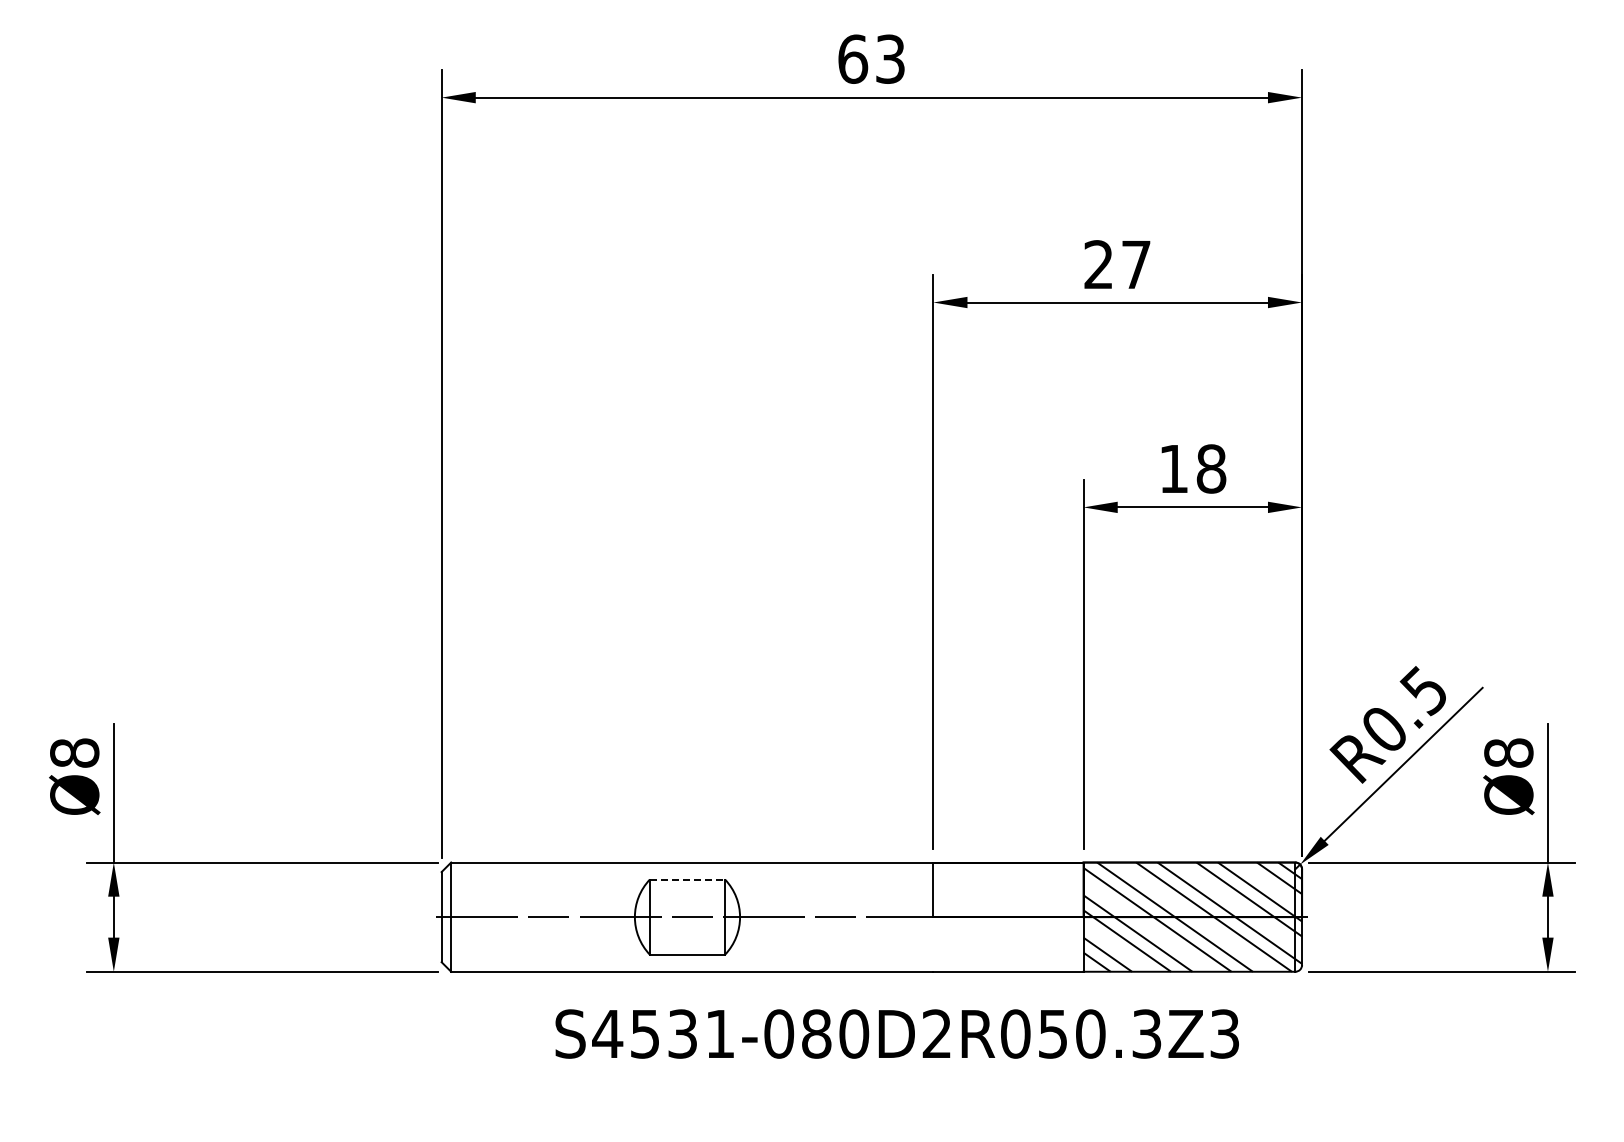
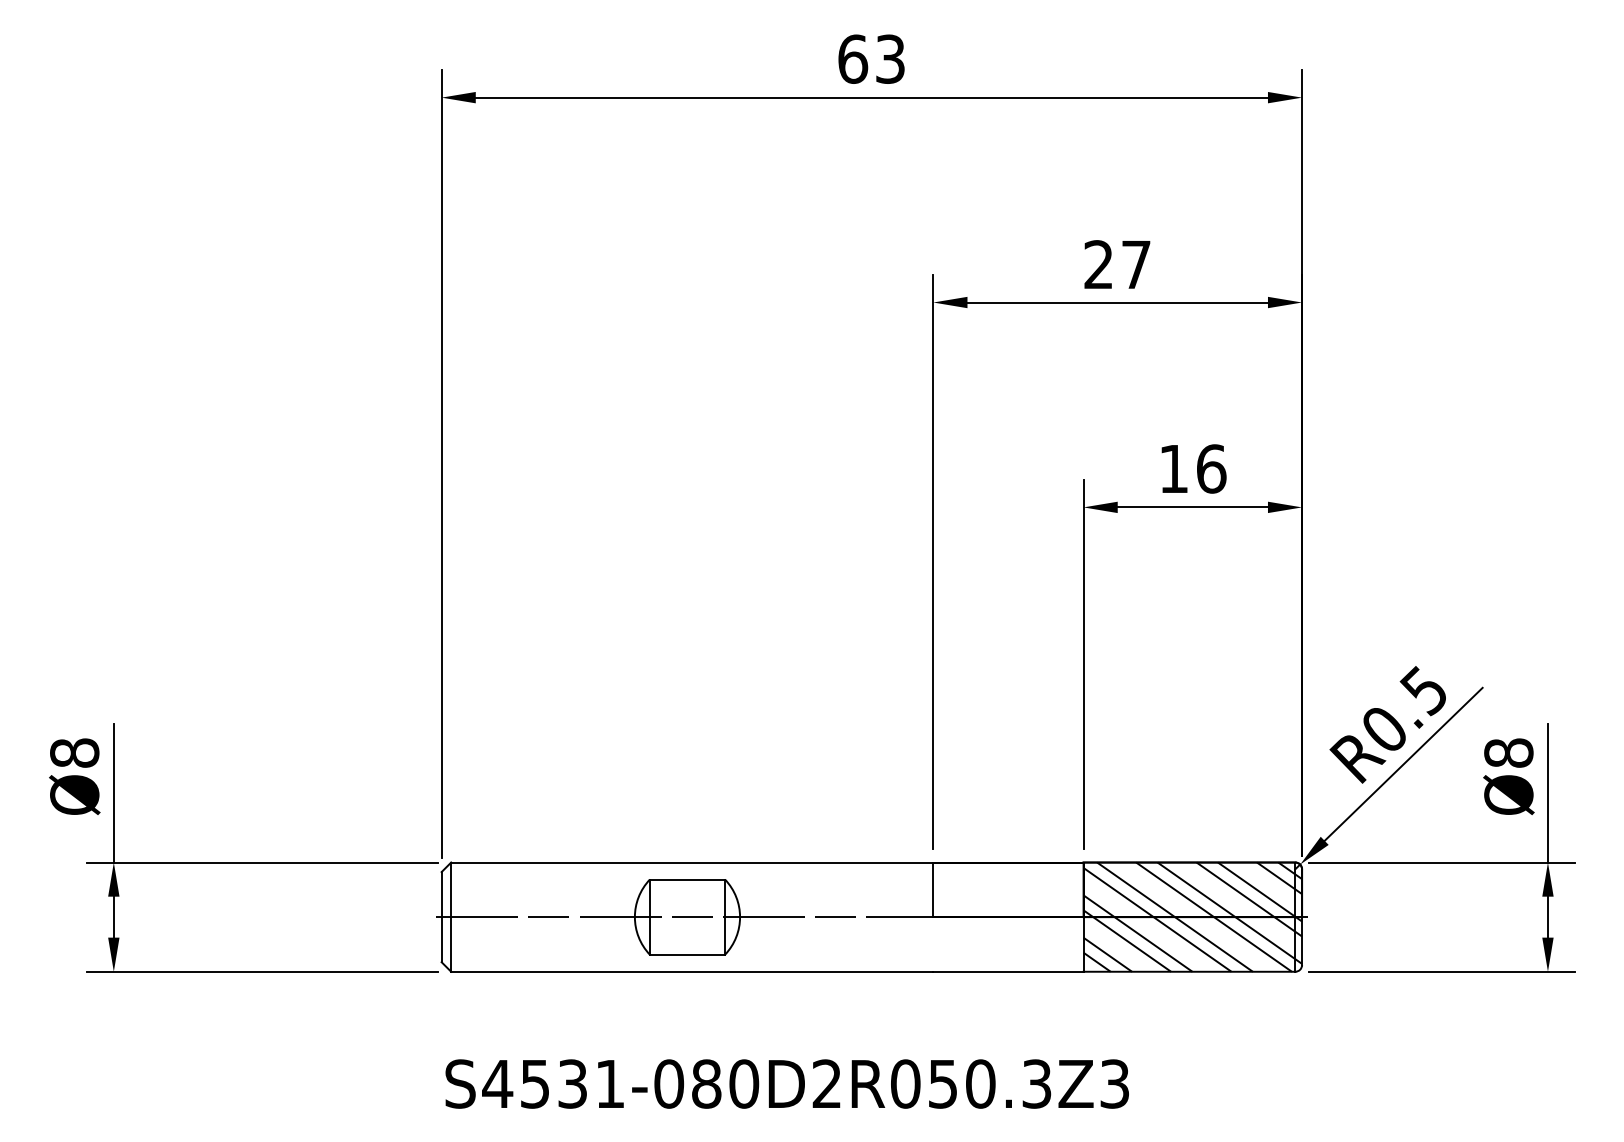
text: 18 -> 16 (1211, 468)
line: dashed -> solid (687, 879)
text position: (896, 1033) -> (786, 1083) (786, 1083)
